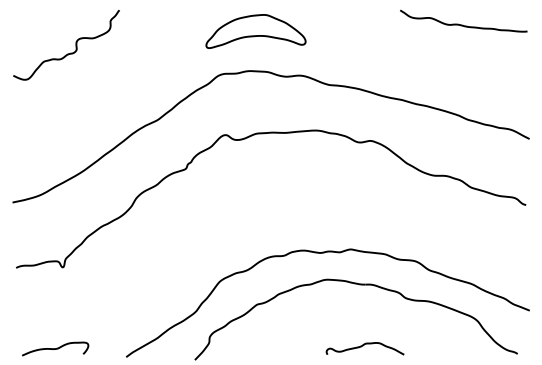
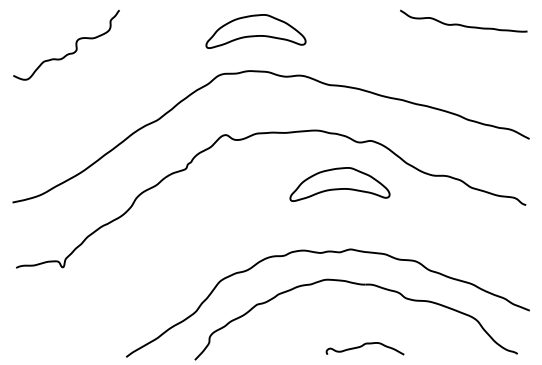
part: none -> present (339, 184)
curve: present -> none (55, 348)
